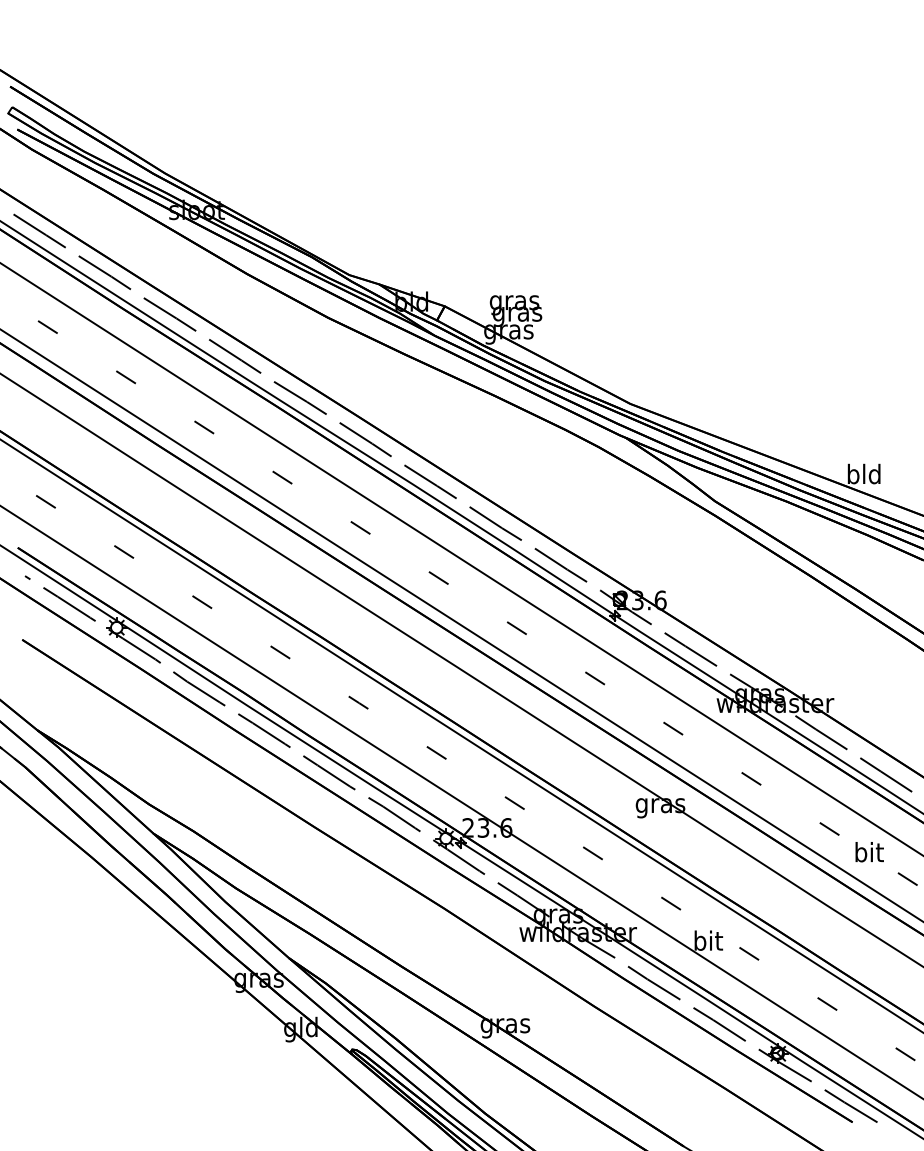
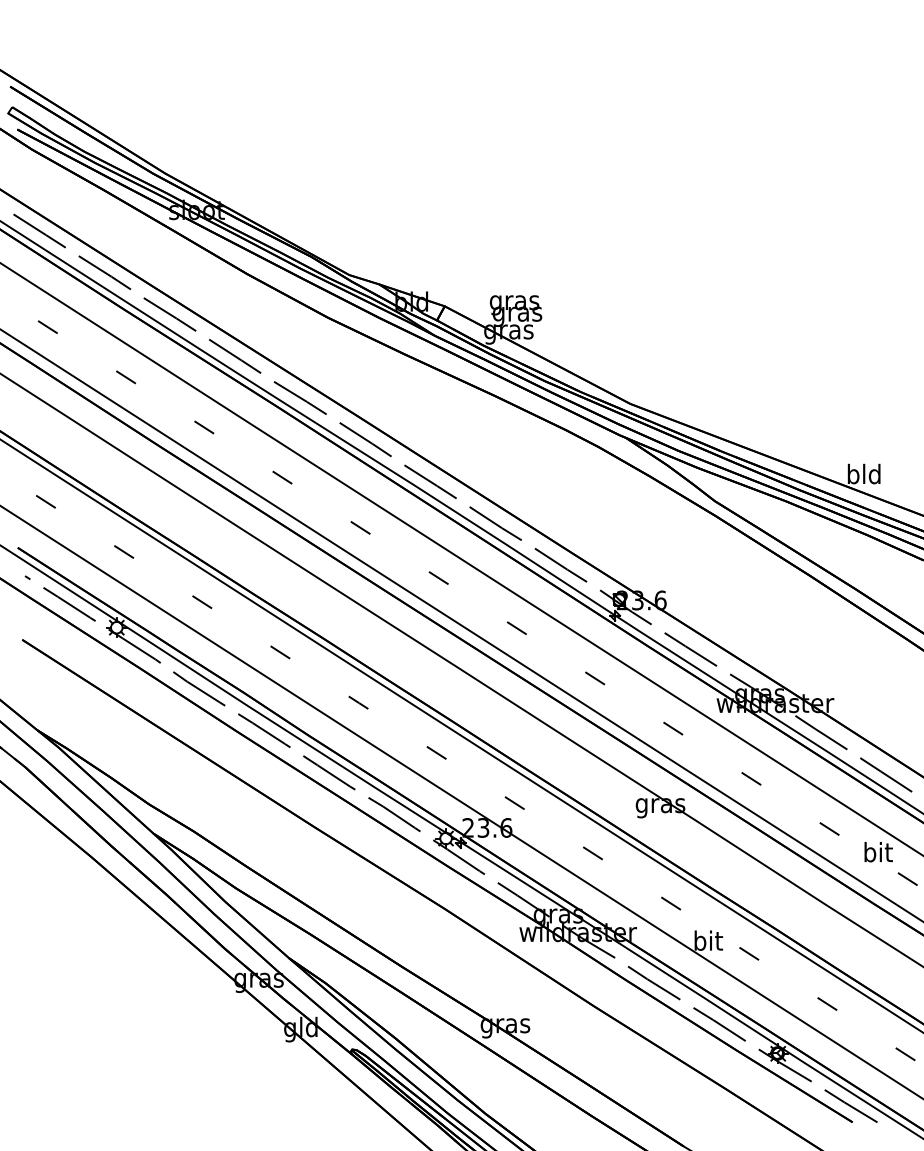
text position: (869, 852) -> (878, 852) (878, 852)
